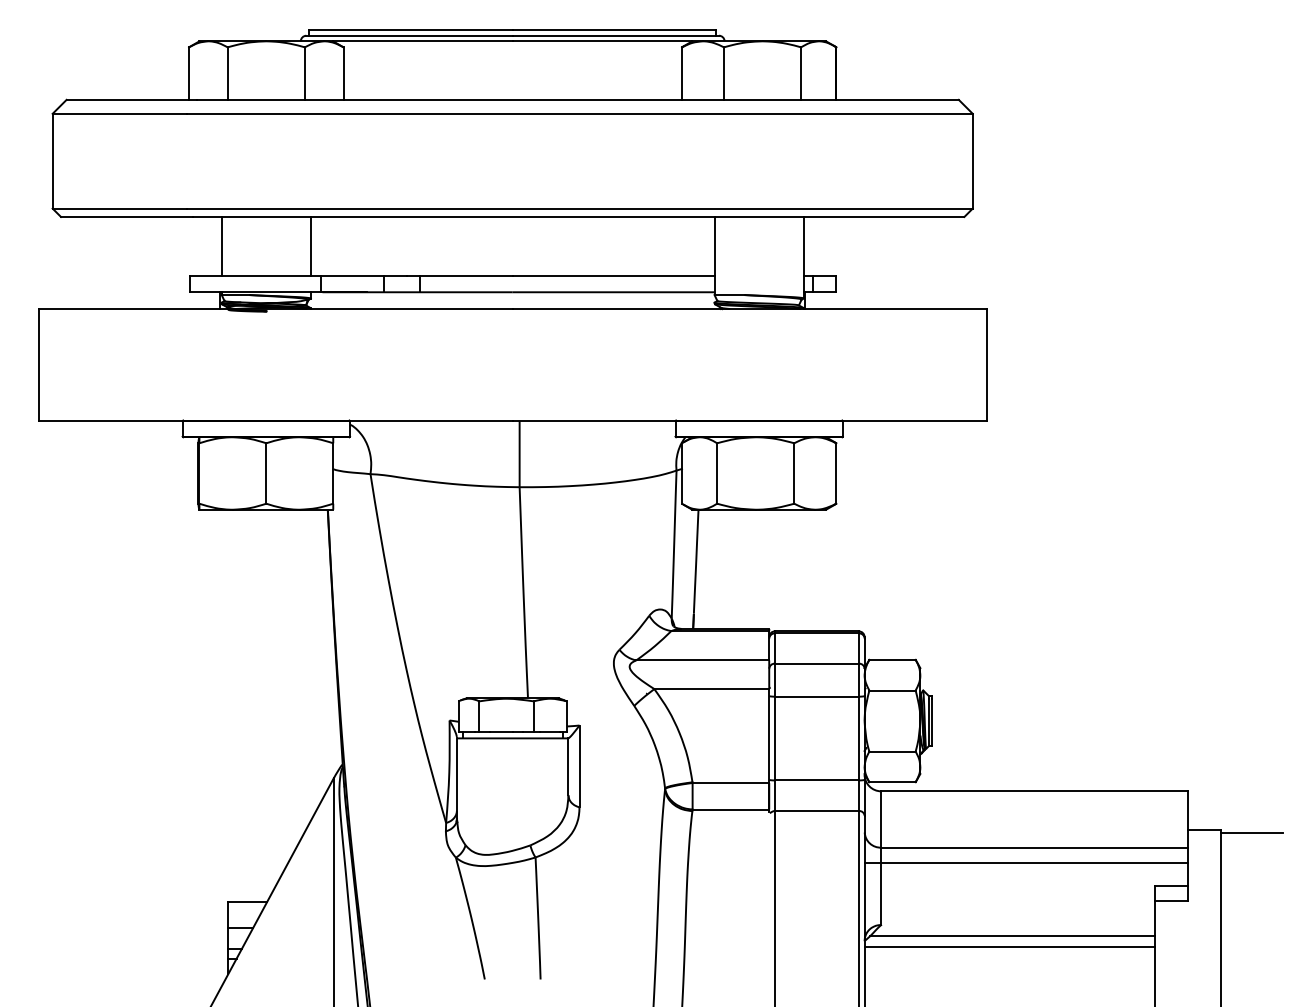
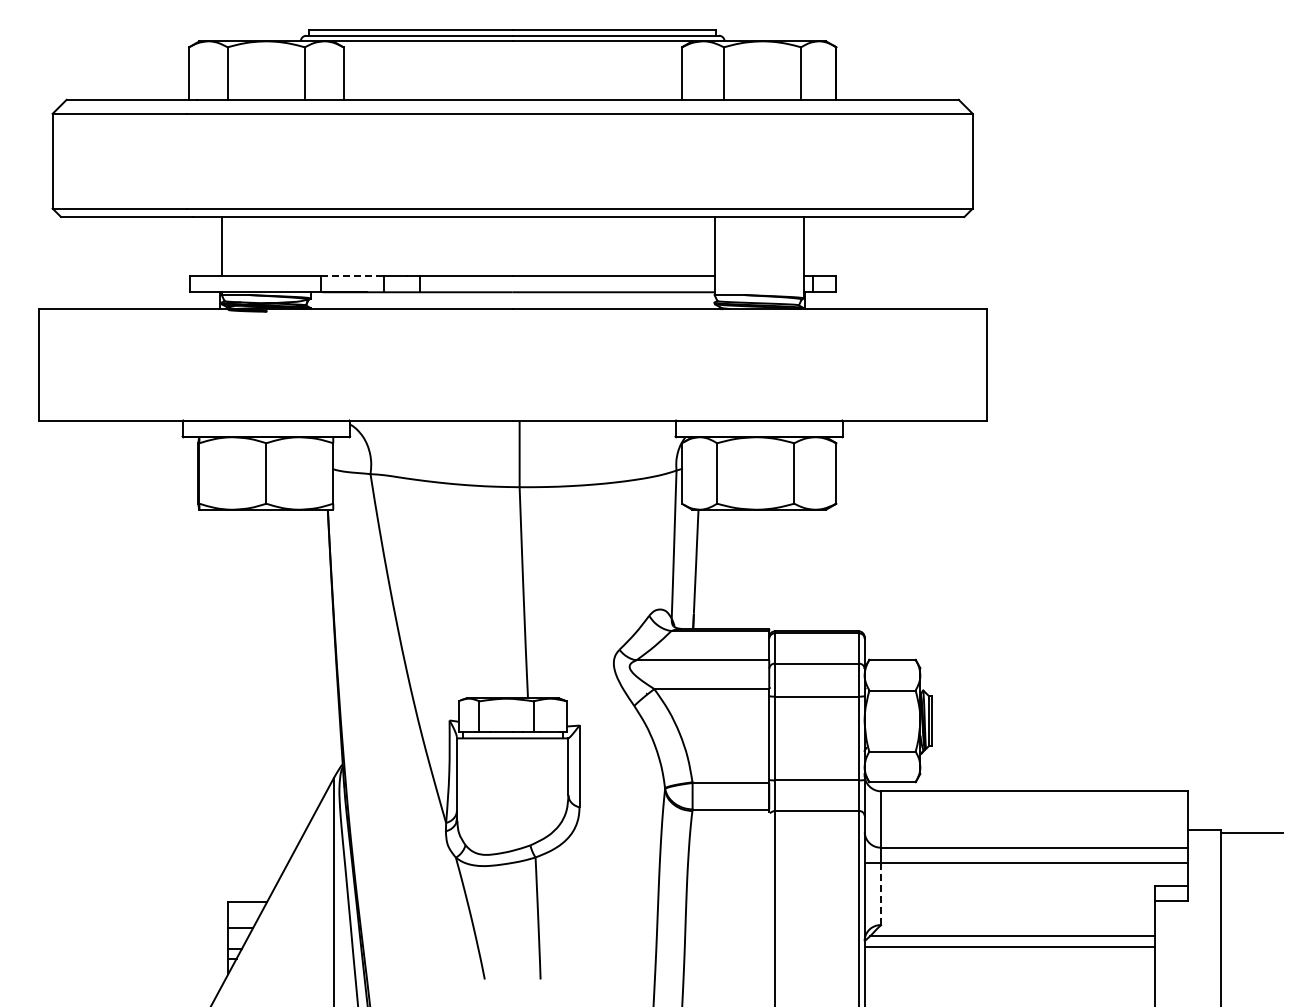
line: present -> none (310, 245)
line: solid -> dashed (352, 275)
line: solid -> dashed (881, 894)
